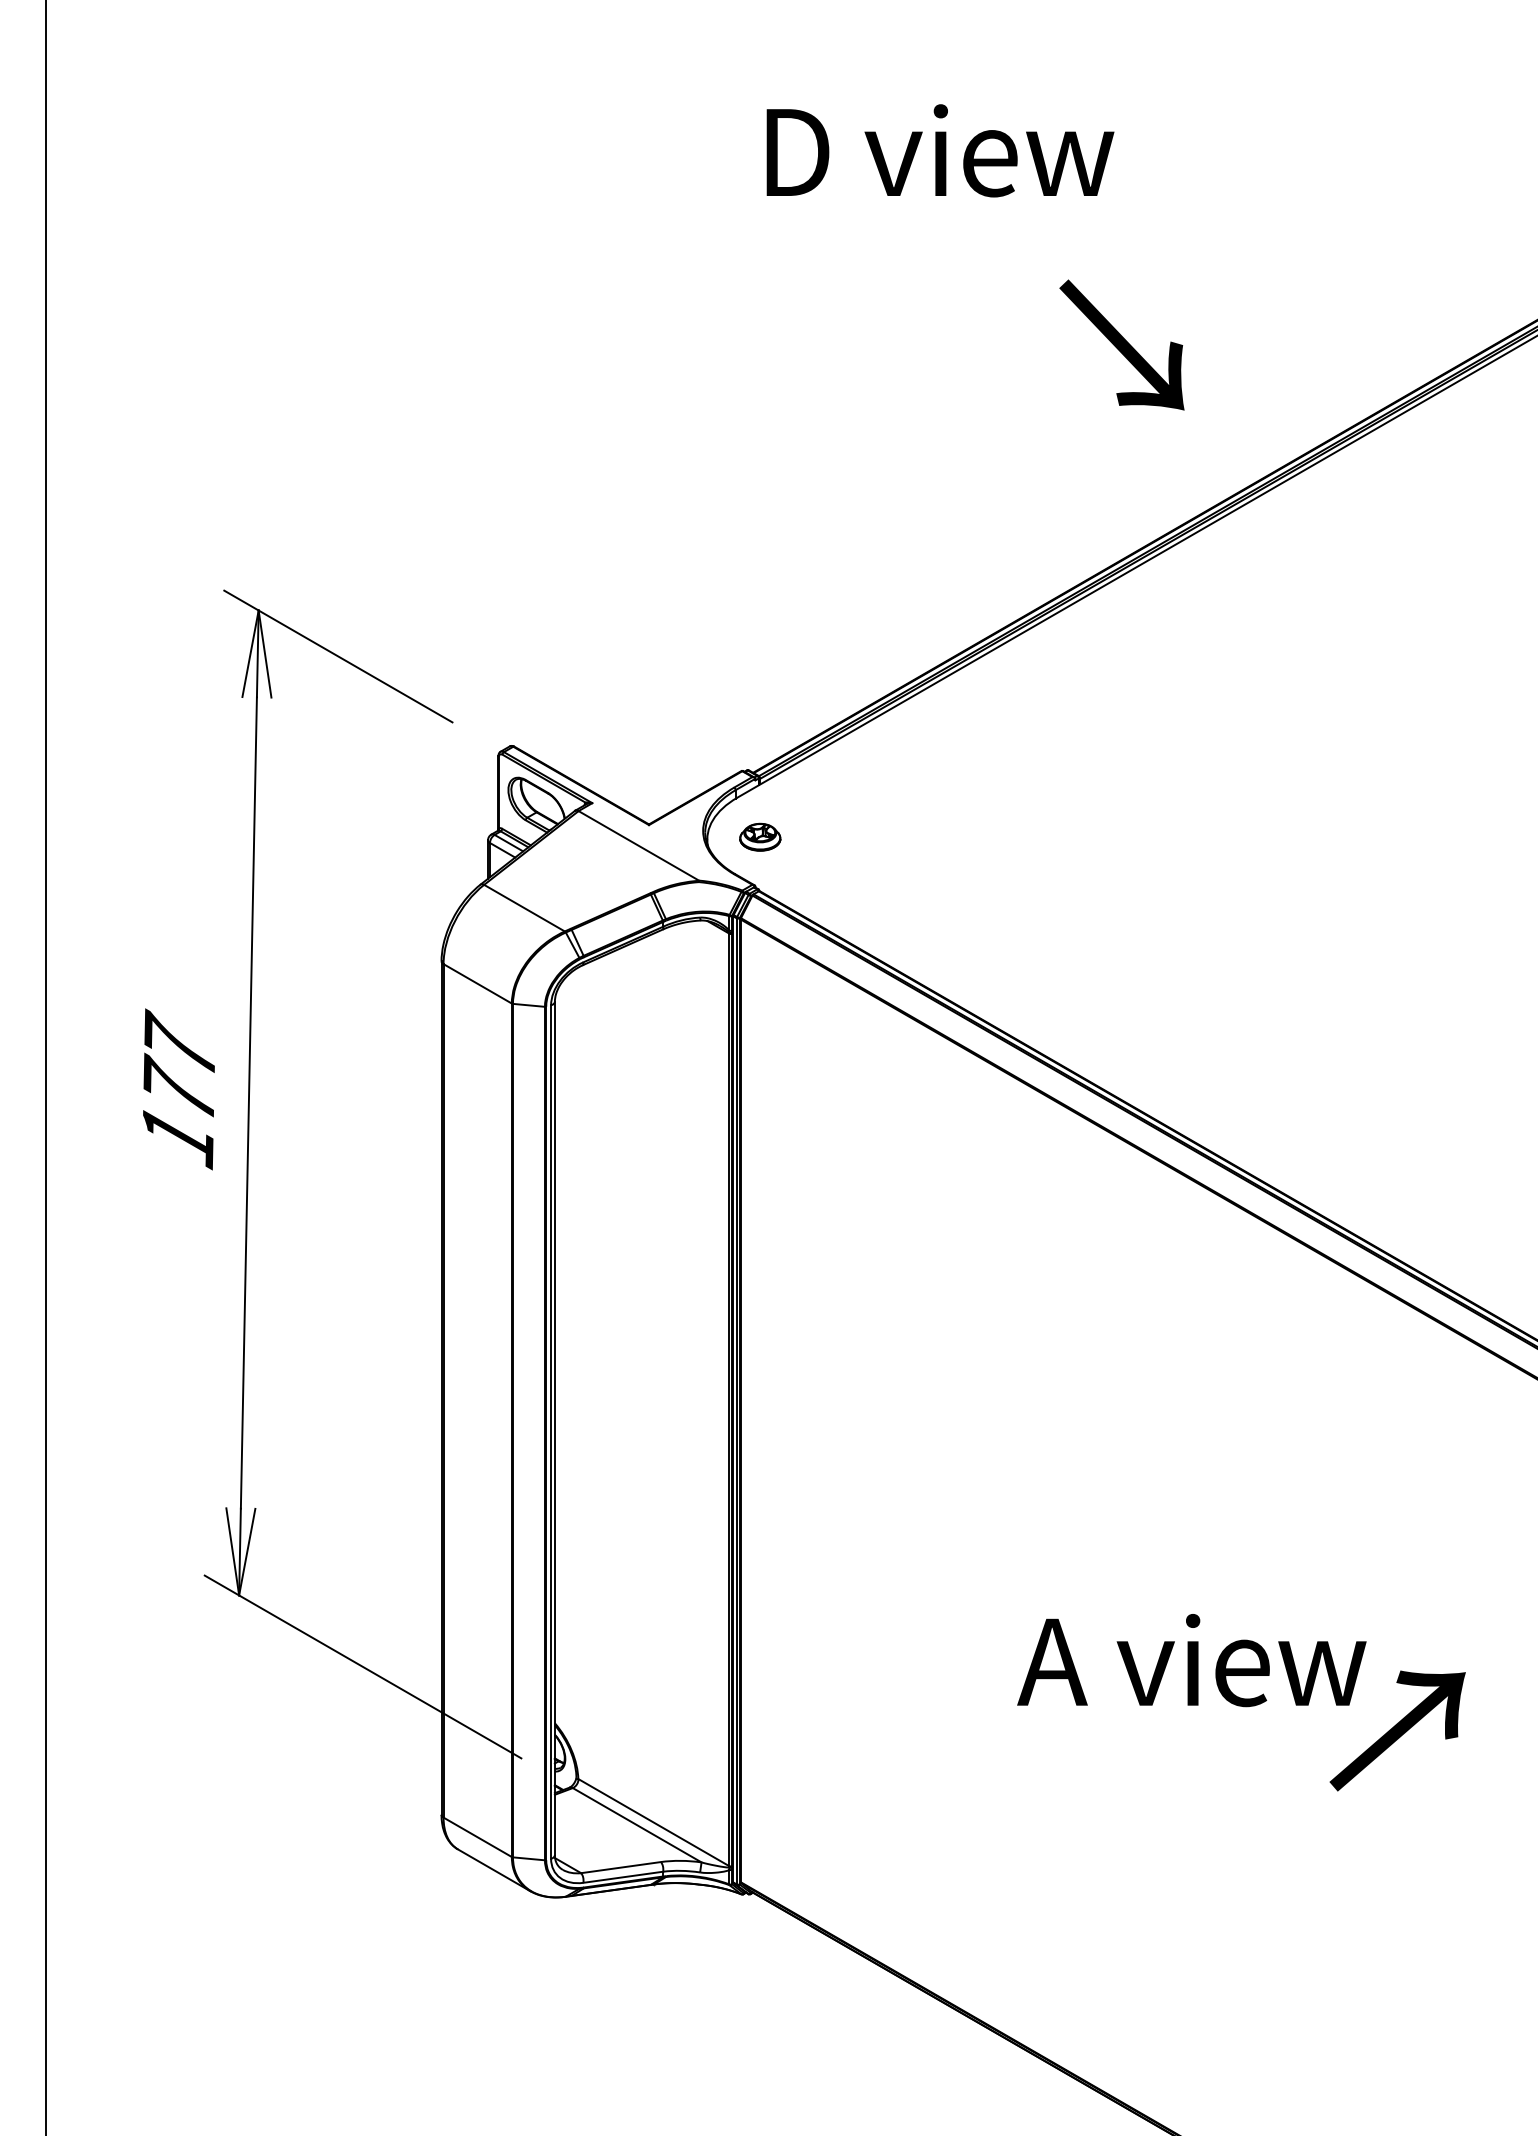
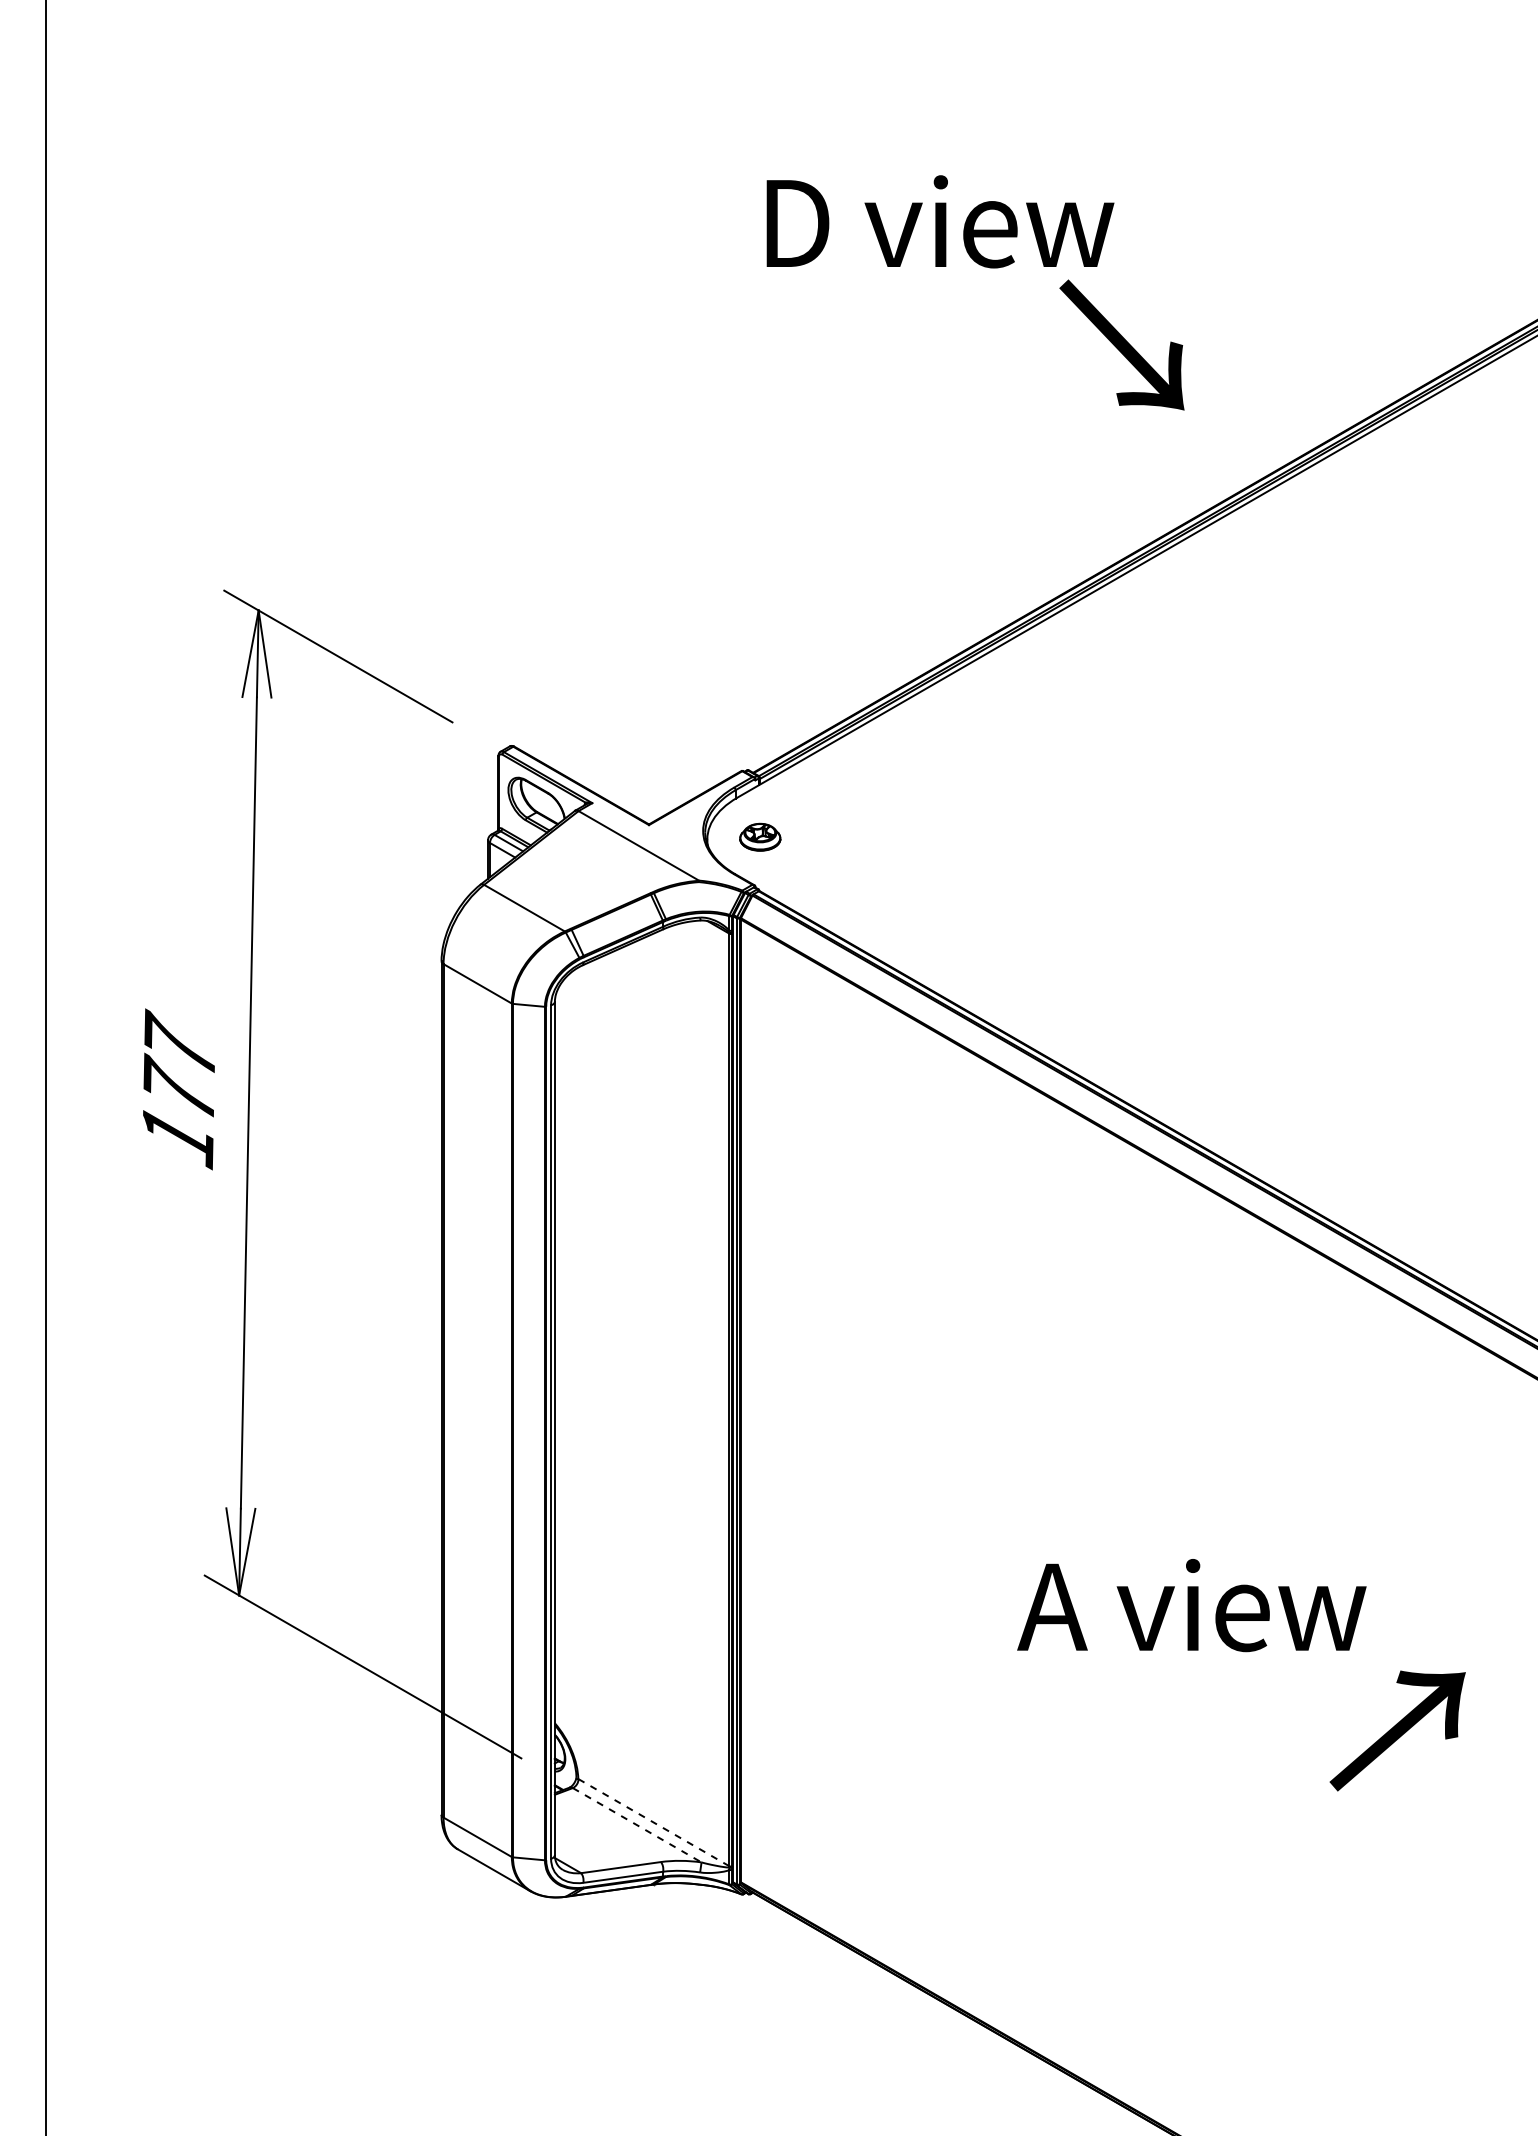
text position: (940, 150) -> (940, 221) (940, 221)
text position: (1191, 1660) -> (1191, 1605) (1191, 1605)
line: solid -> dashed (653, 1822)
line: solid -> dashed (637, 1825)
